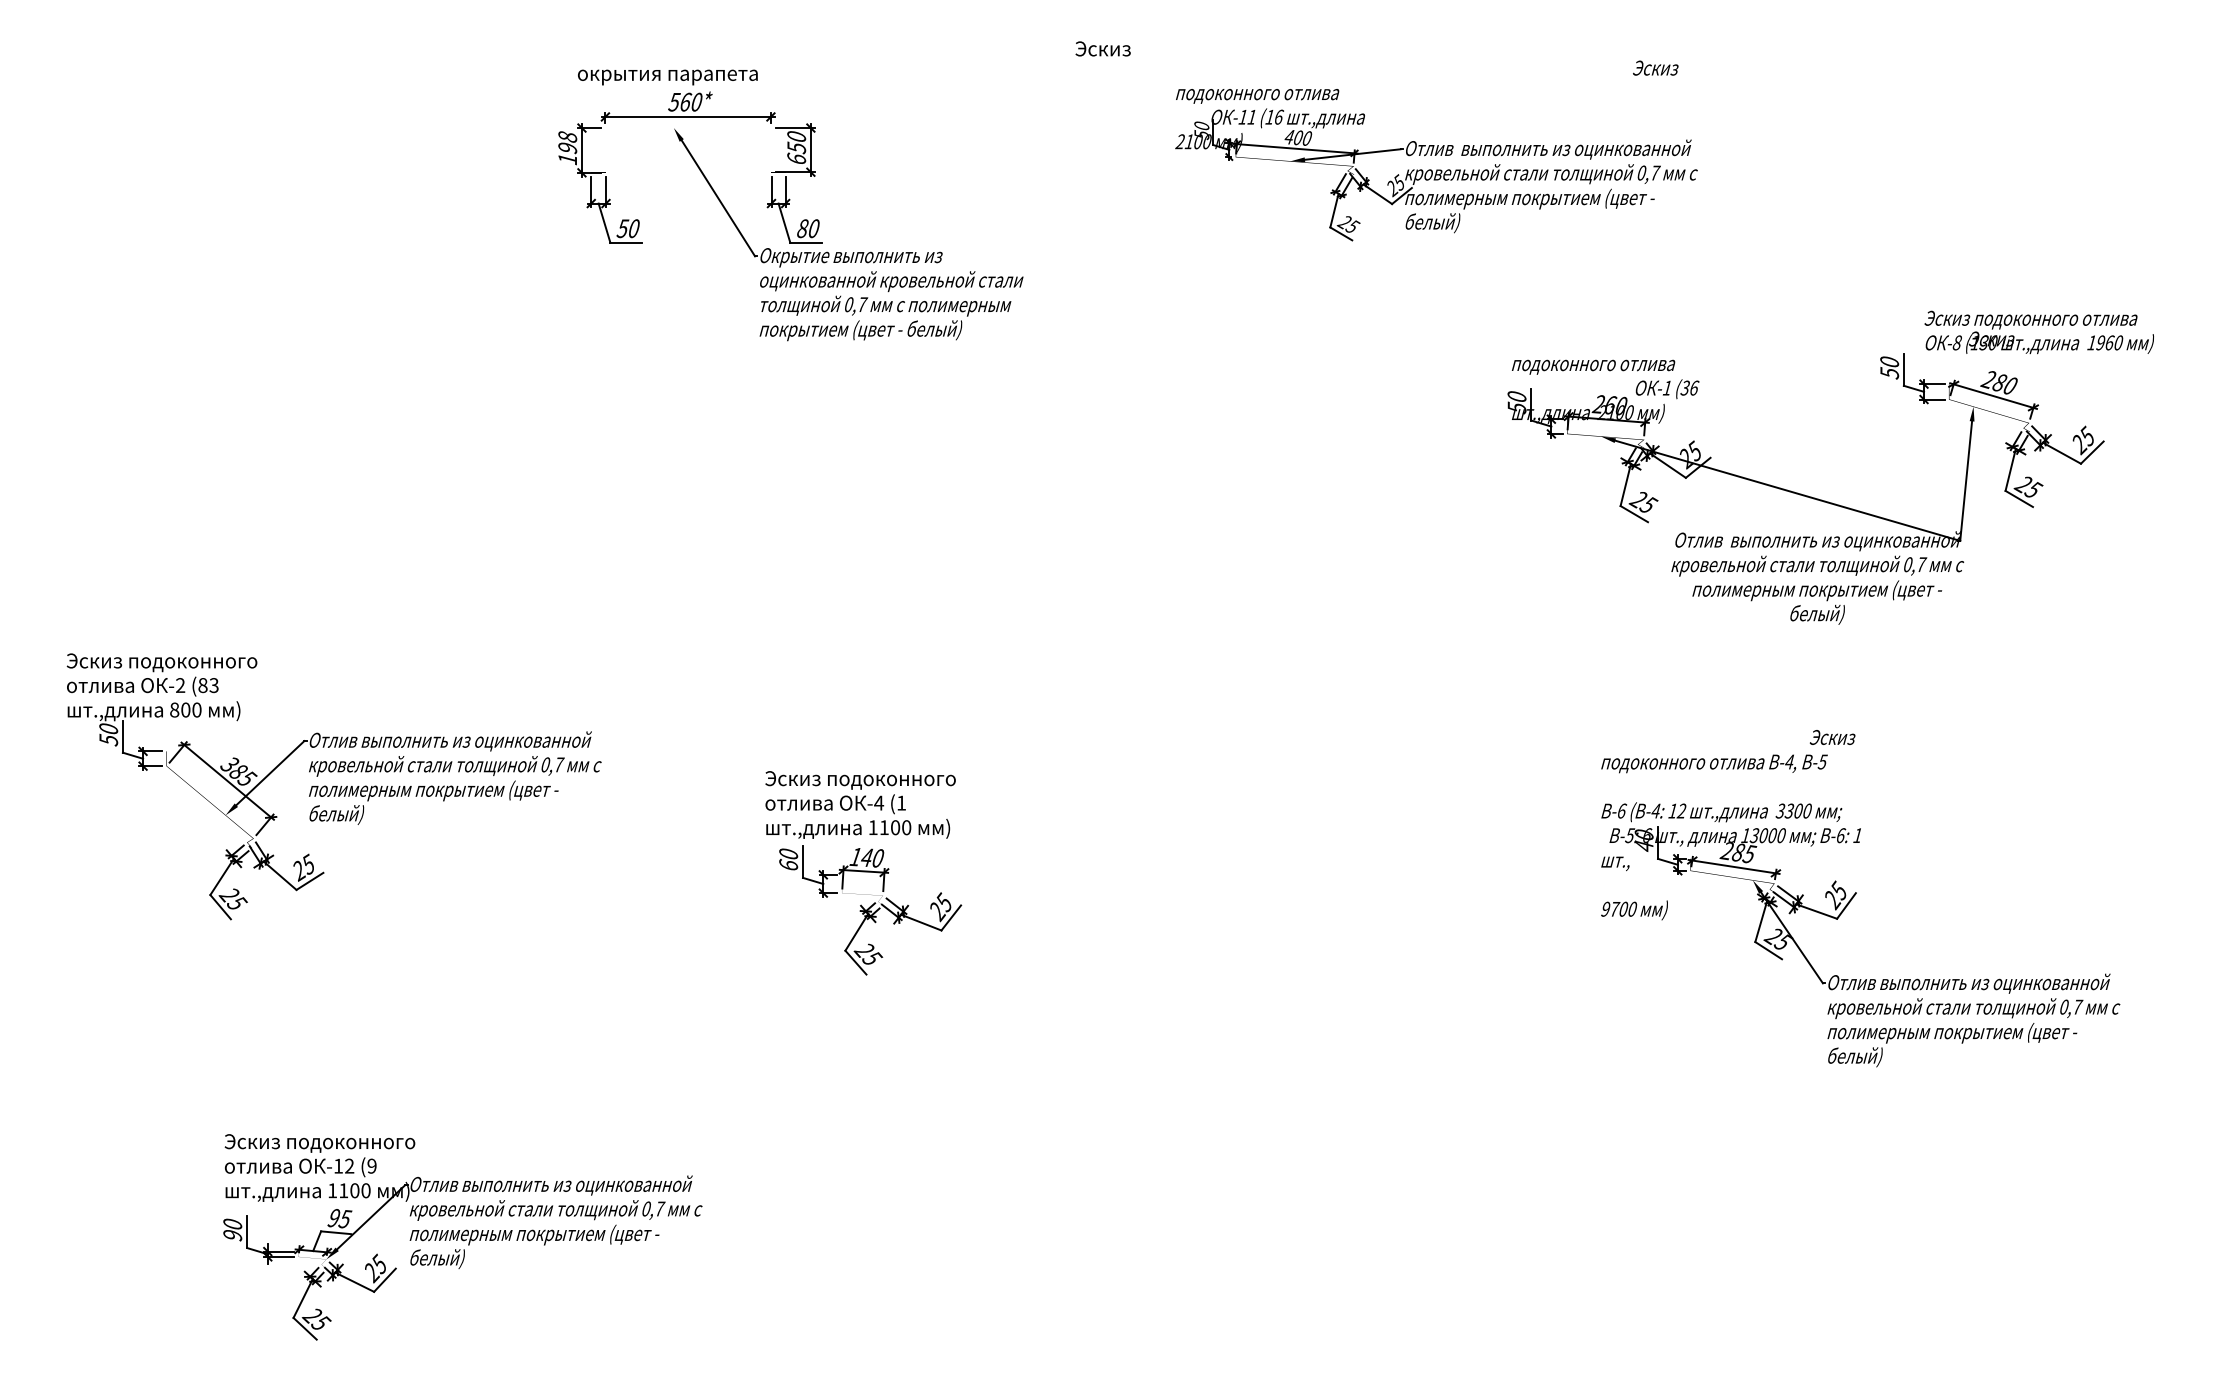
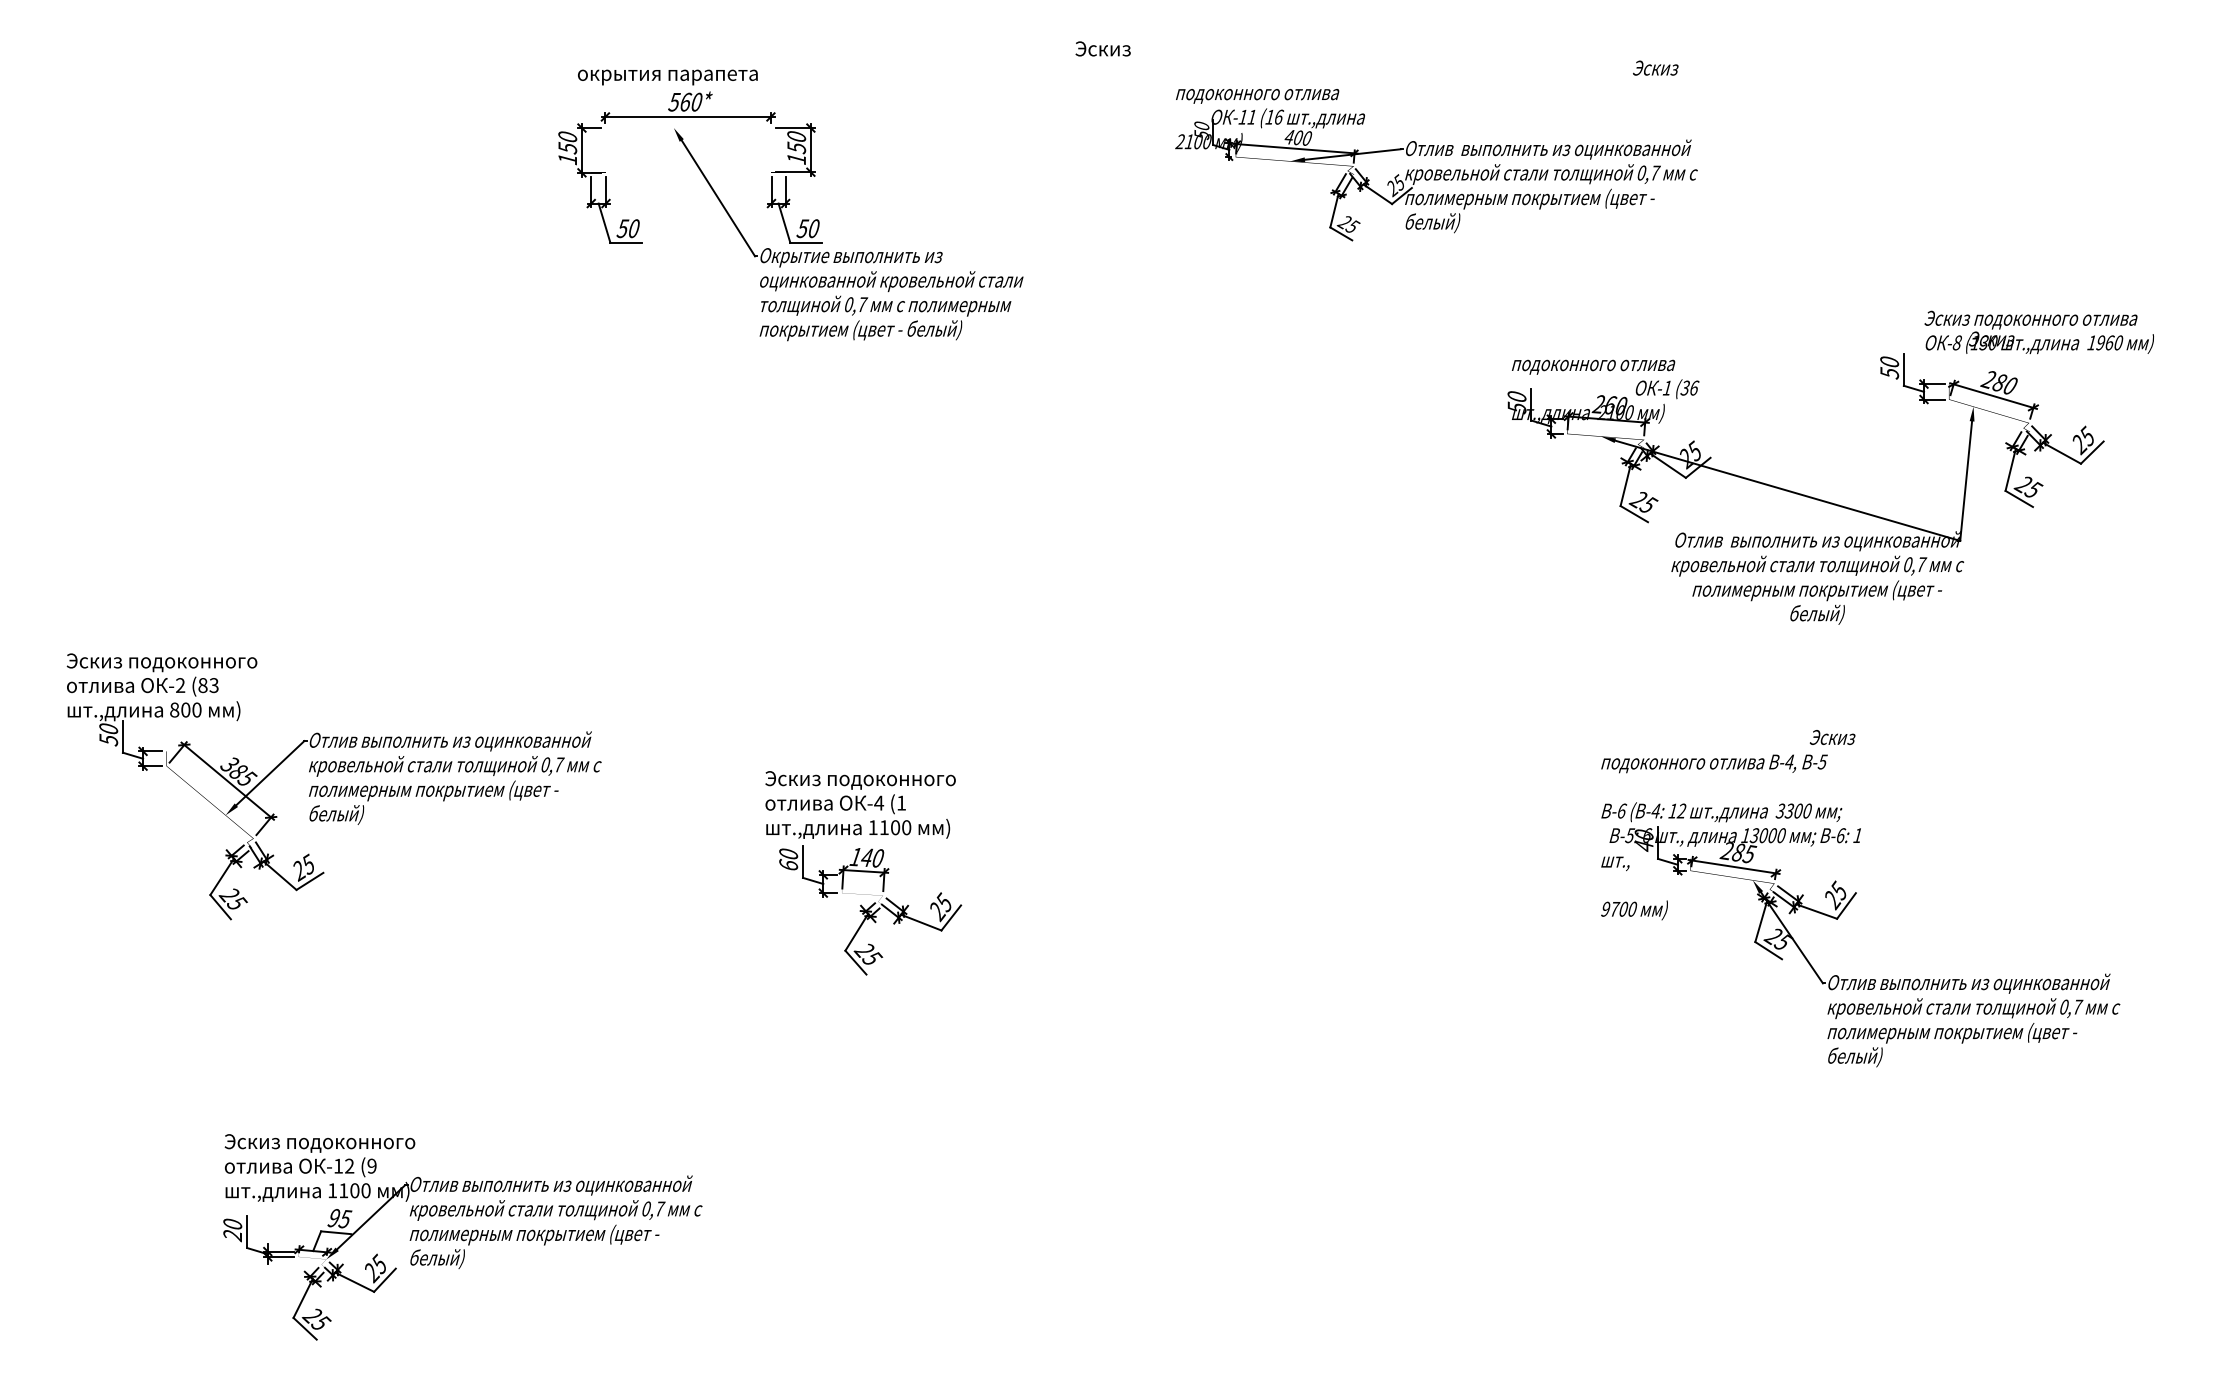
text: 198 -> 150 (567, 142)
text: 650 -> 150 (796, 158)
text: 80 -> 50 (802, 228)
text: 90 -> 20 (232, 1236)
